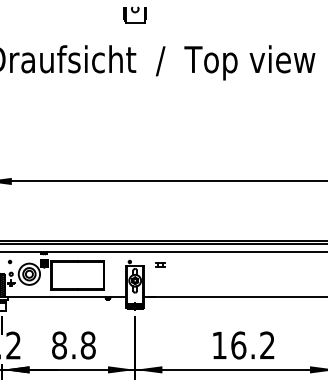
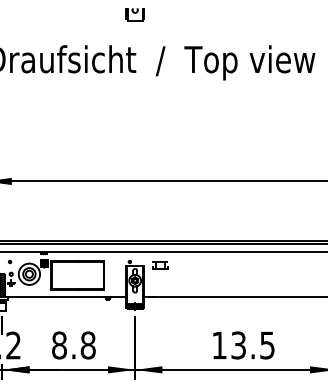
part size: 24x18 px -> 20x14 px (134, 14)
part size: 11x6 px -> 17x9 px (160, 265)
text: 16.2 -> 13.5 (252, 345)
